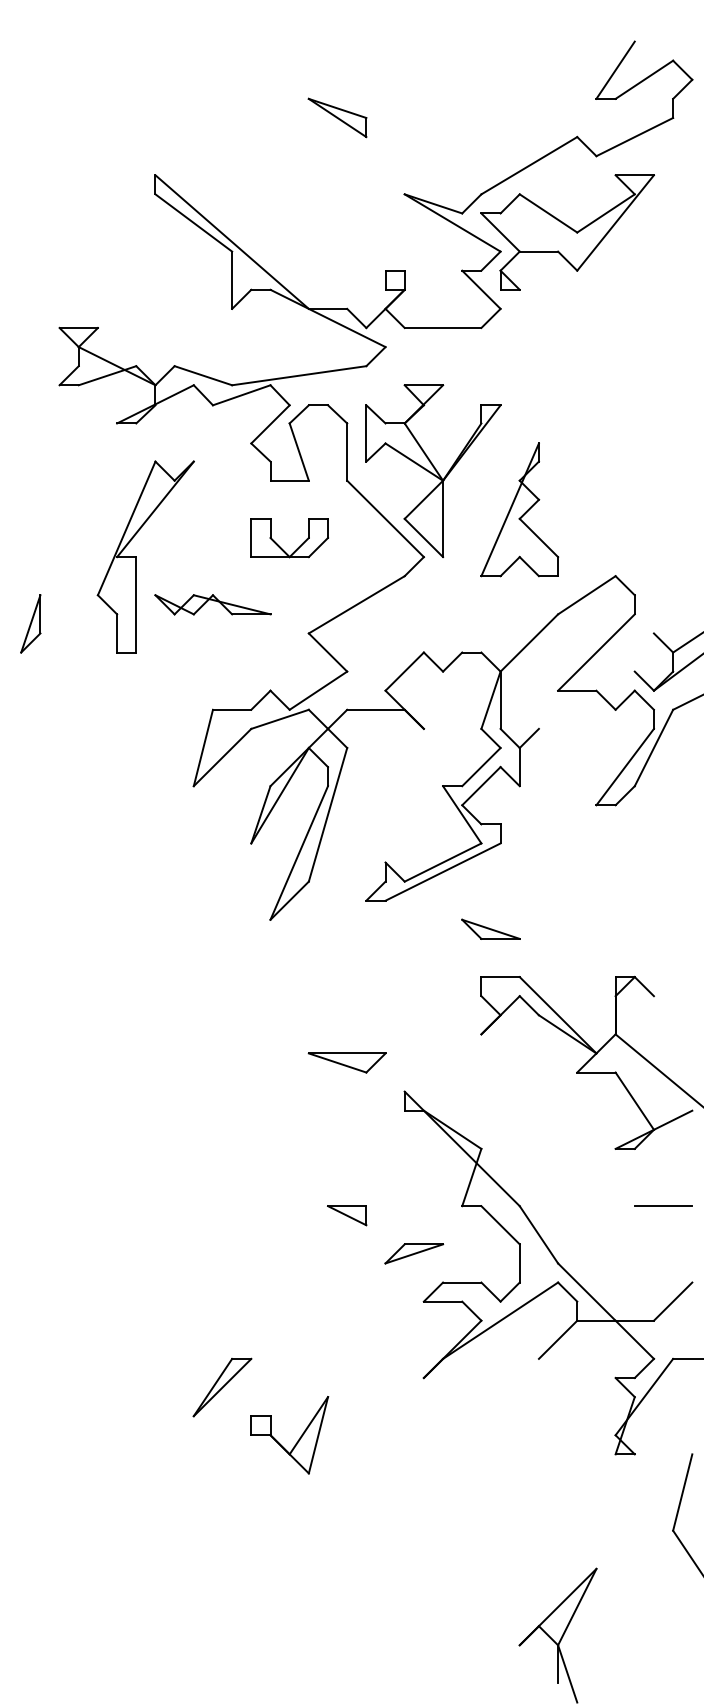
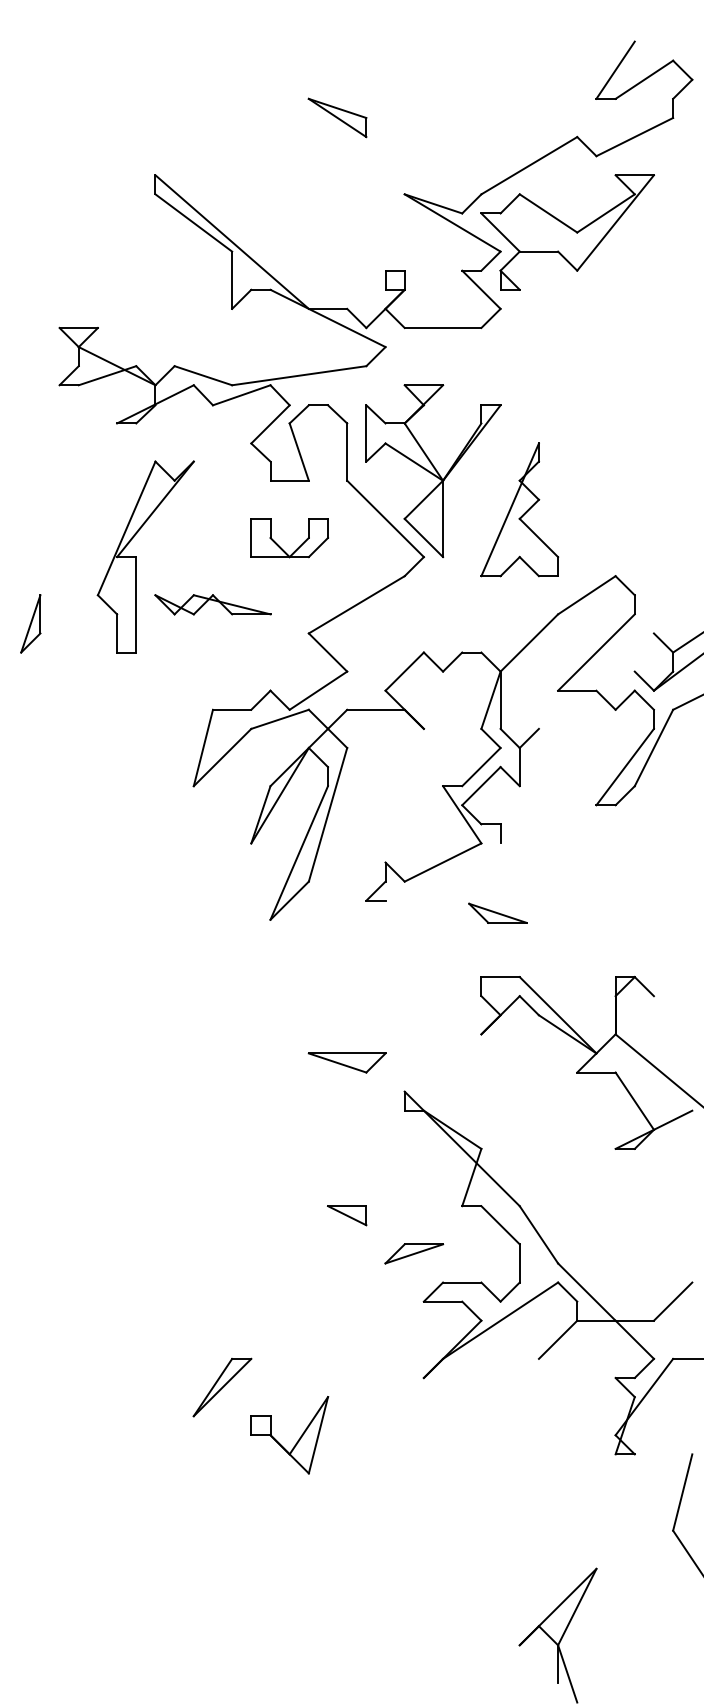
line: present -> none (442, 871)
part position: (490, 928) -> (497, 912) (497, 912)
line: present -> none (663, 1205)
